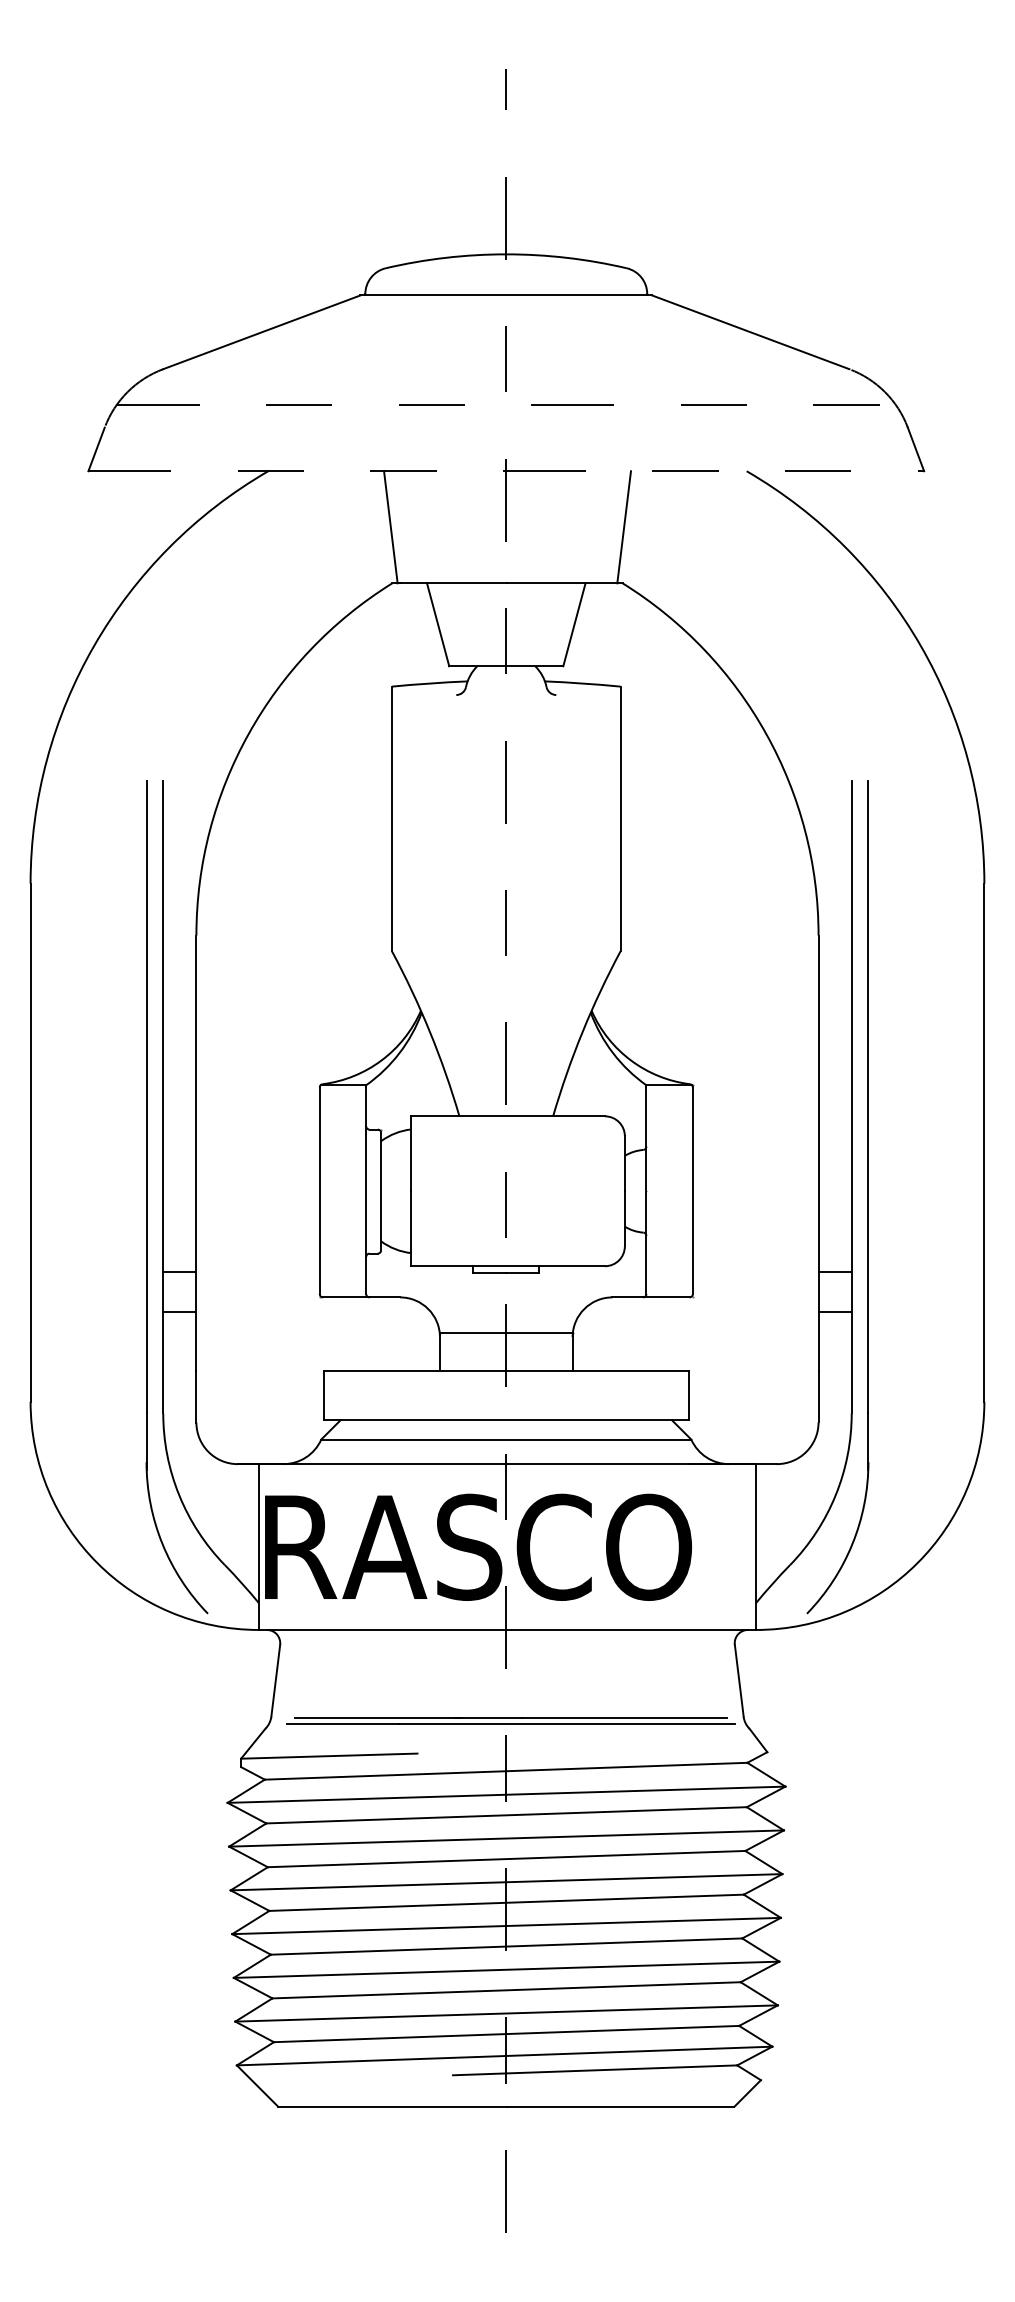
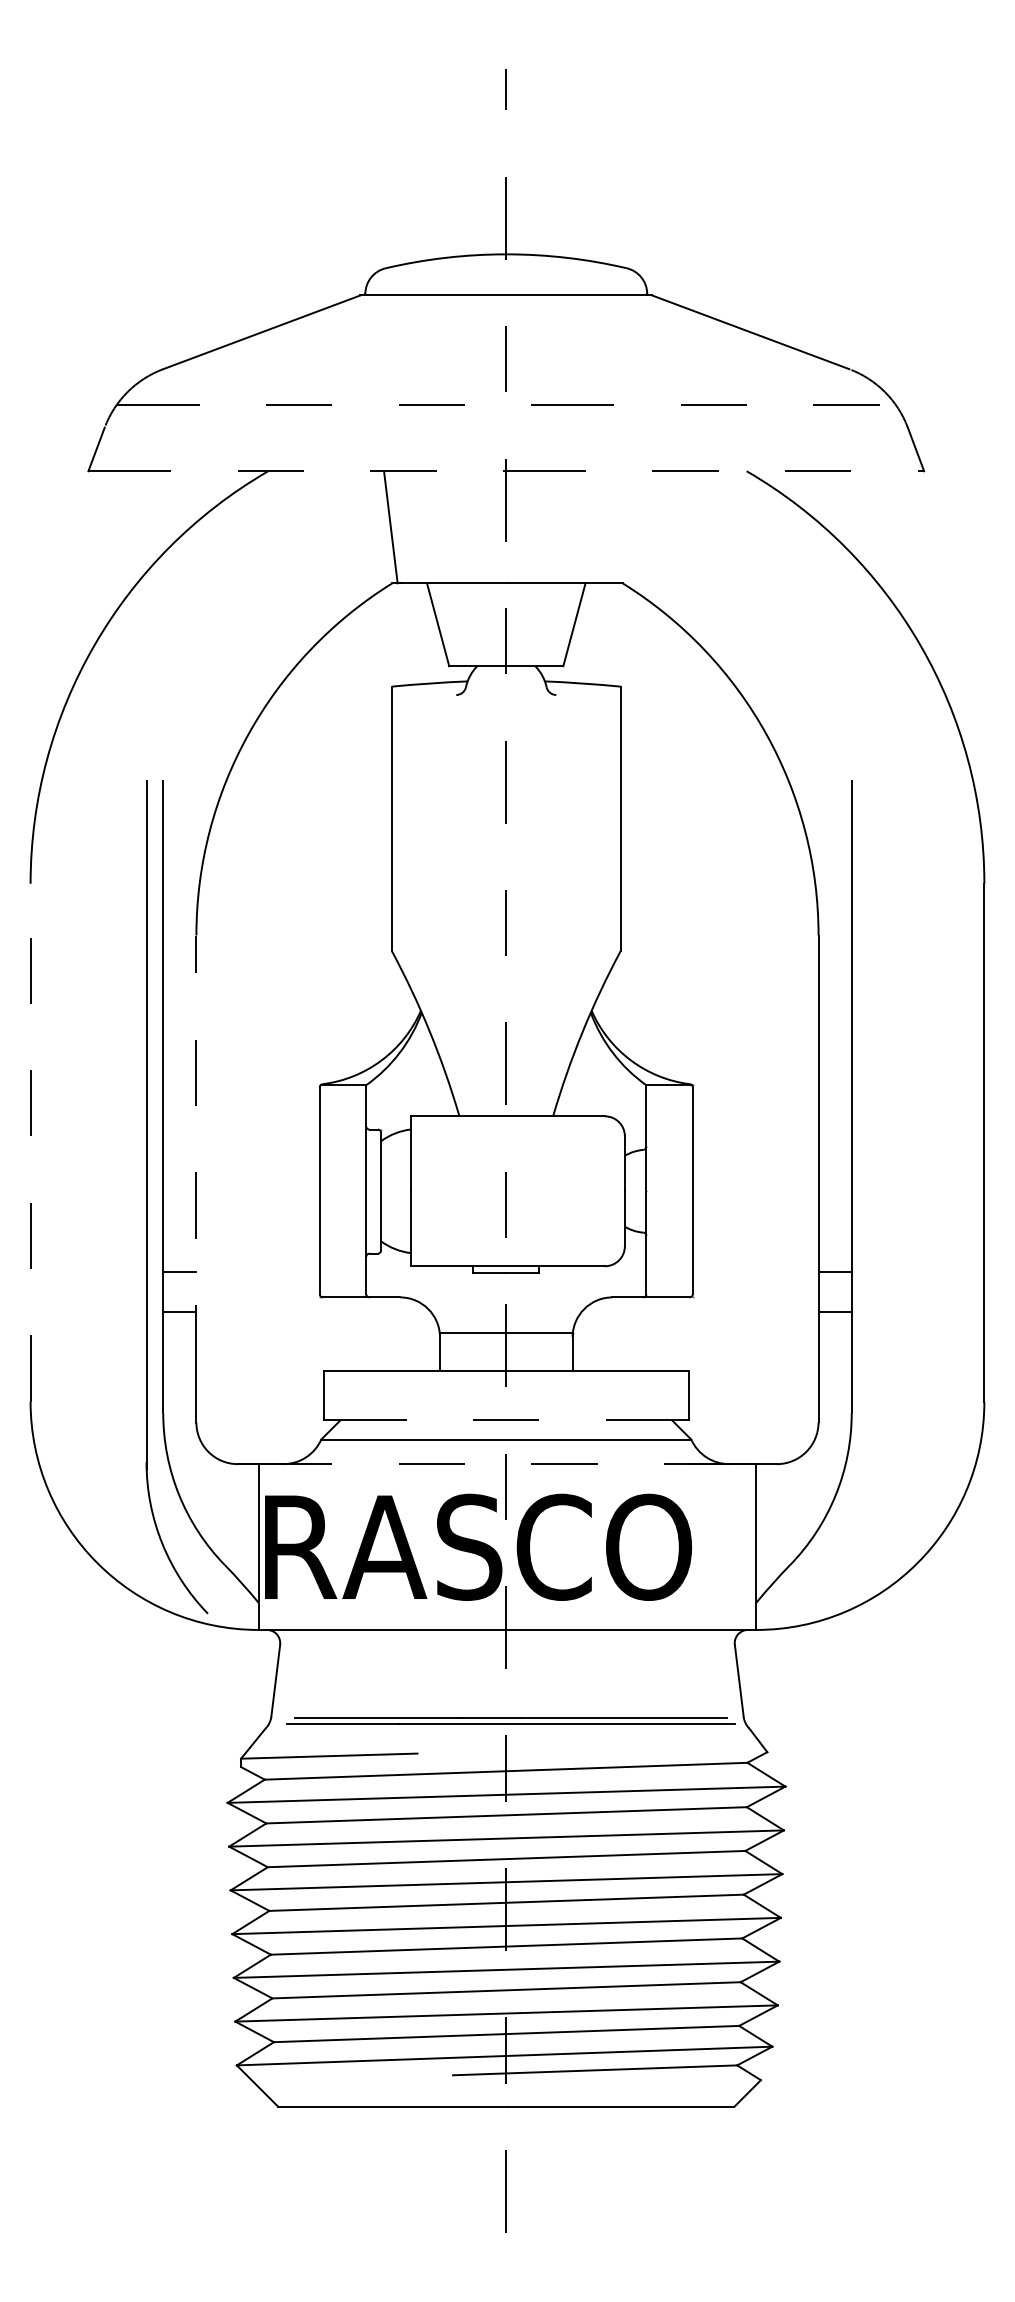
line: present -> none (623, 527)
line: solid -> dashed (30, 1142)
line: solid -> dashed (196, 1153)
part: present -> none (867, 1197)
line: solid -> dashed (506, 1420)
line: solid -> dashed (506, 1464)
